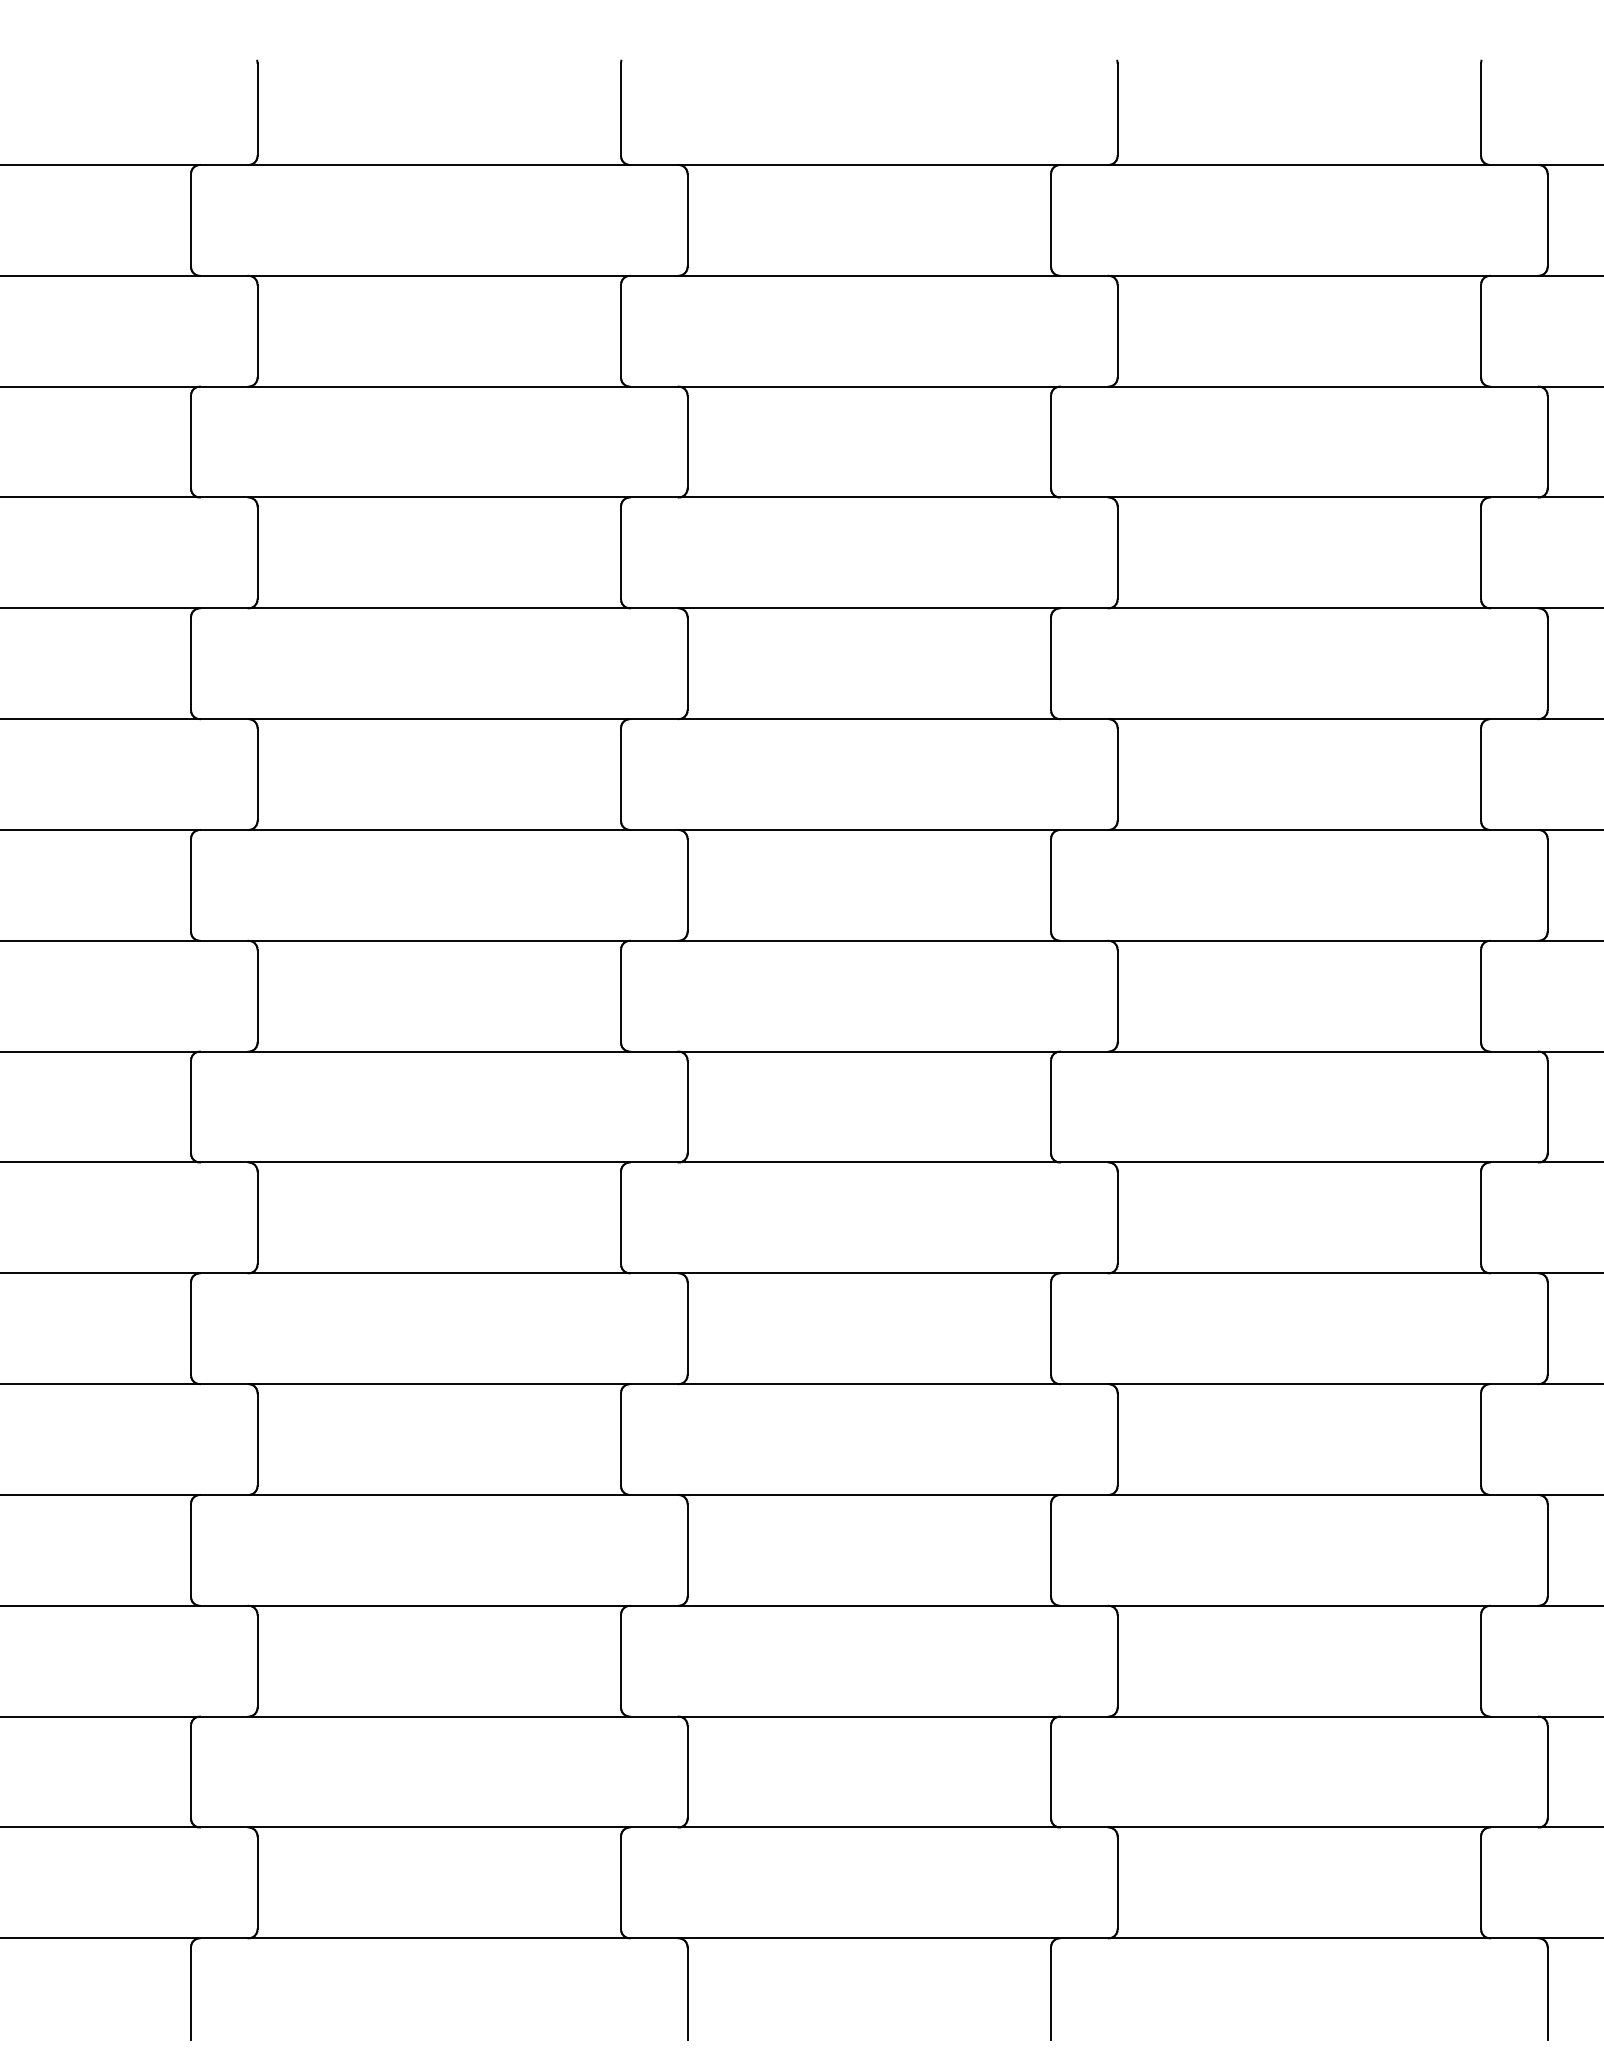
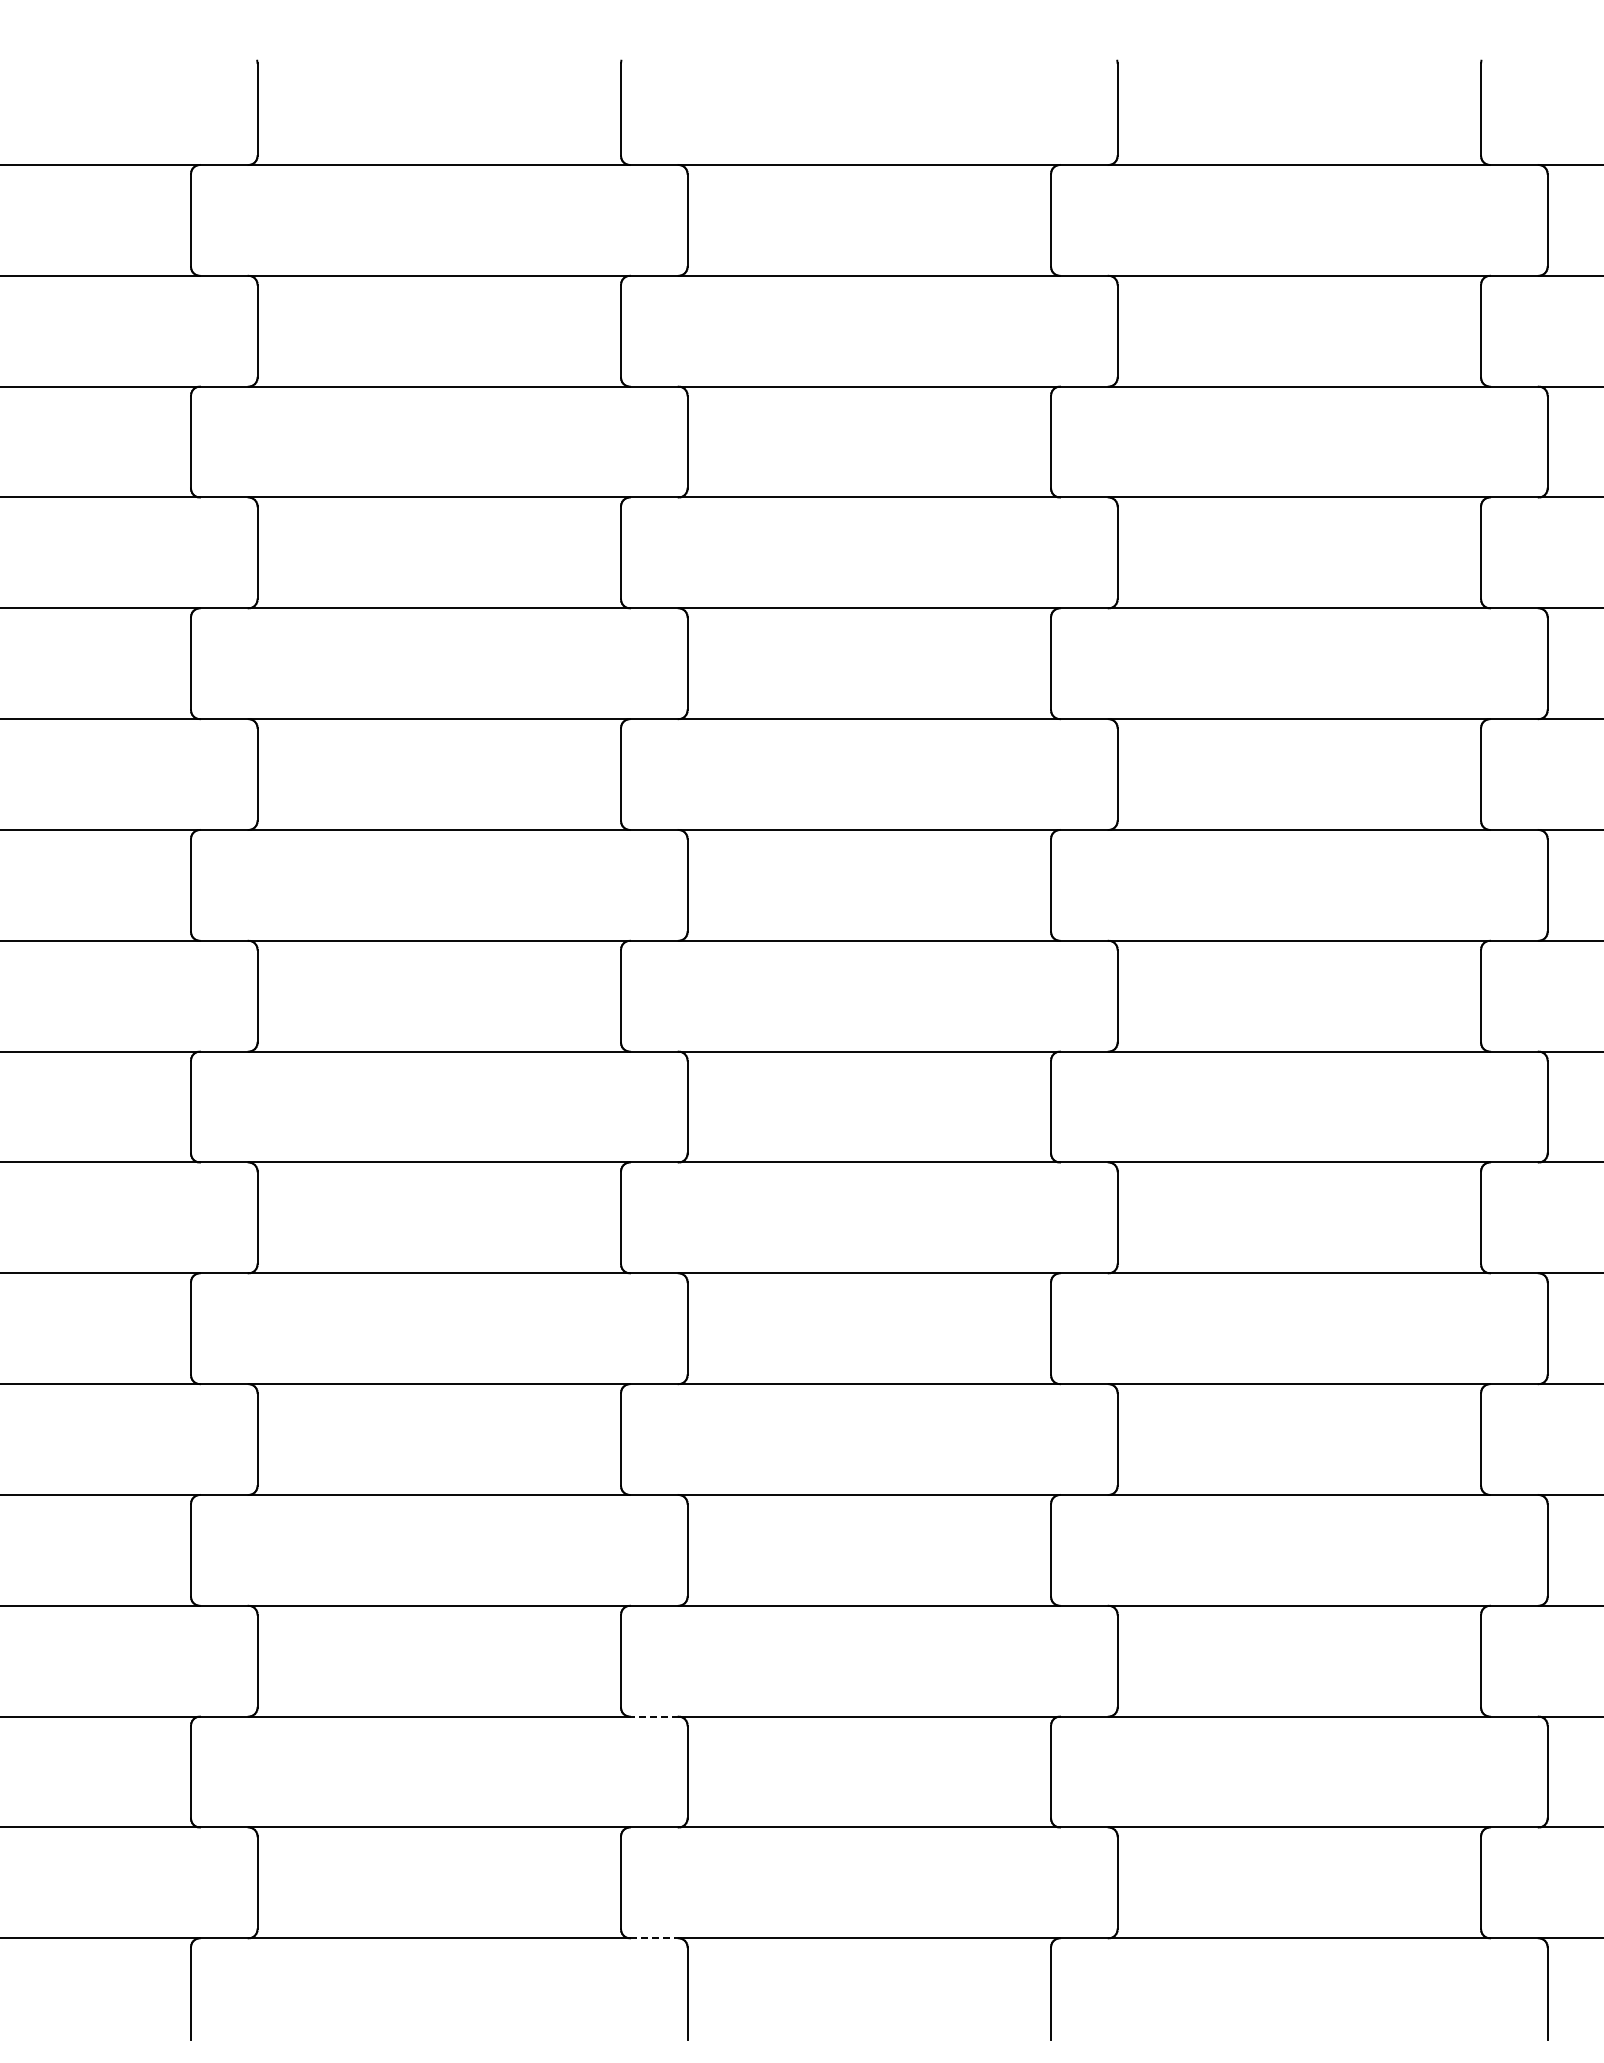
line: solid -> dashed (653, 1716)
line: solid -> dashed (654, 1938)
